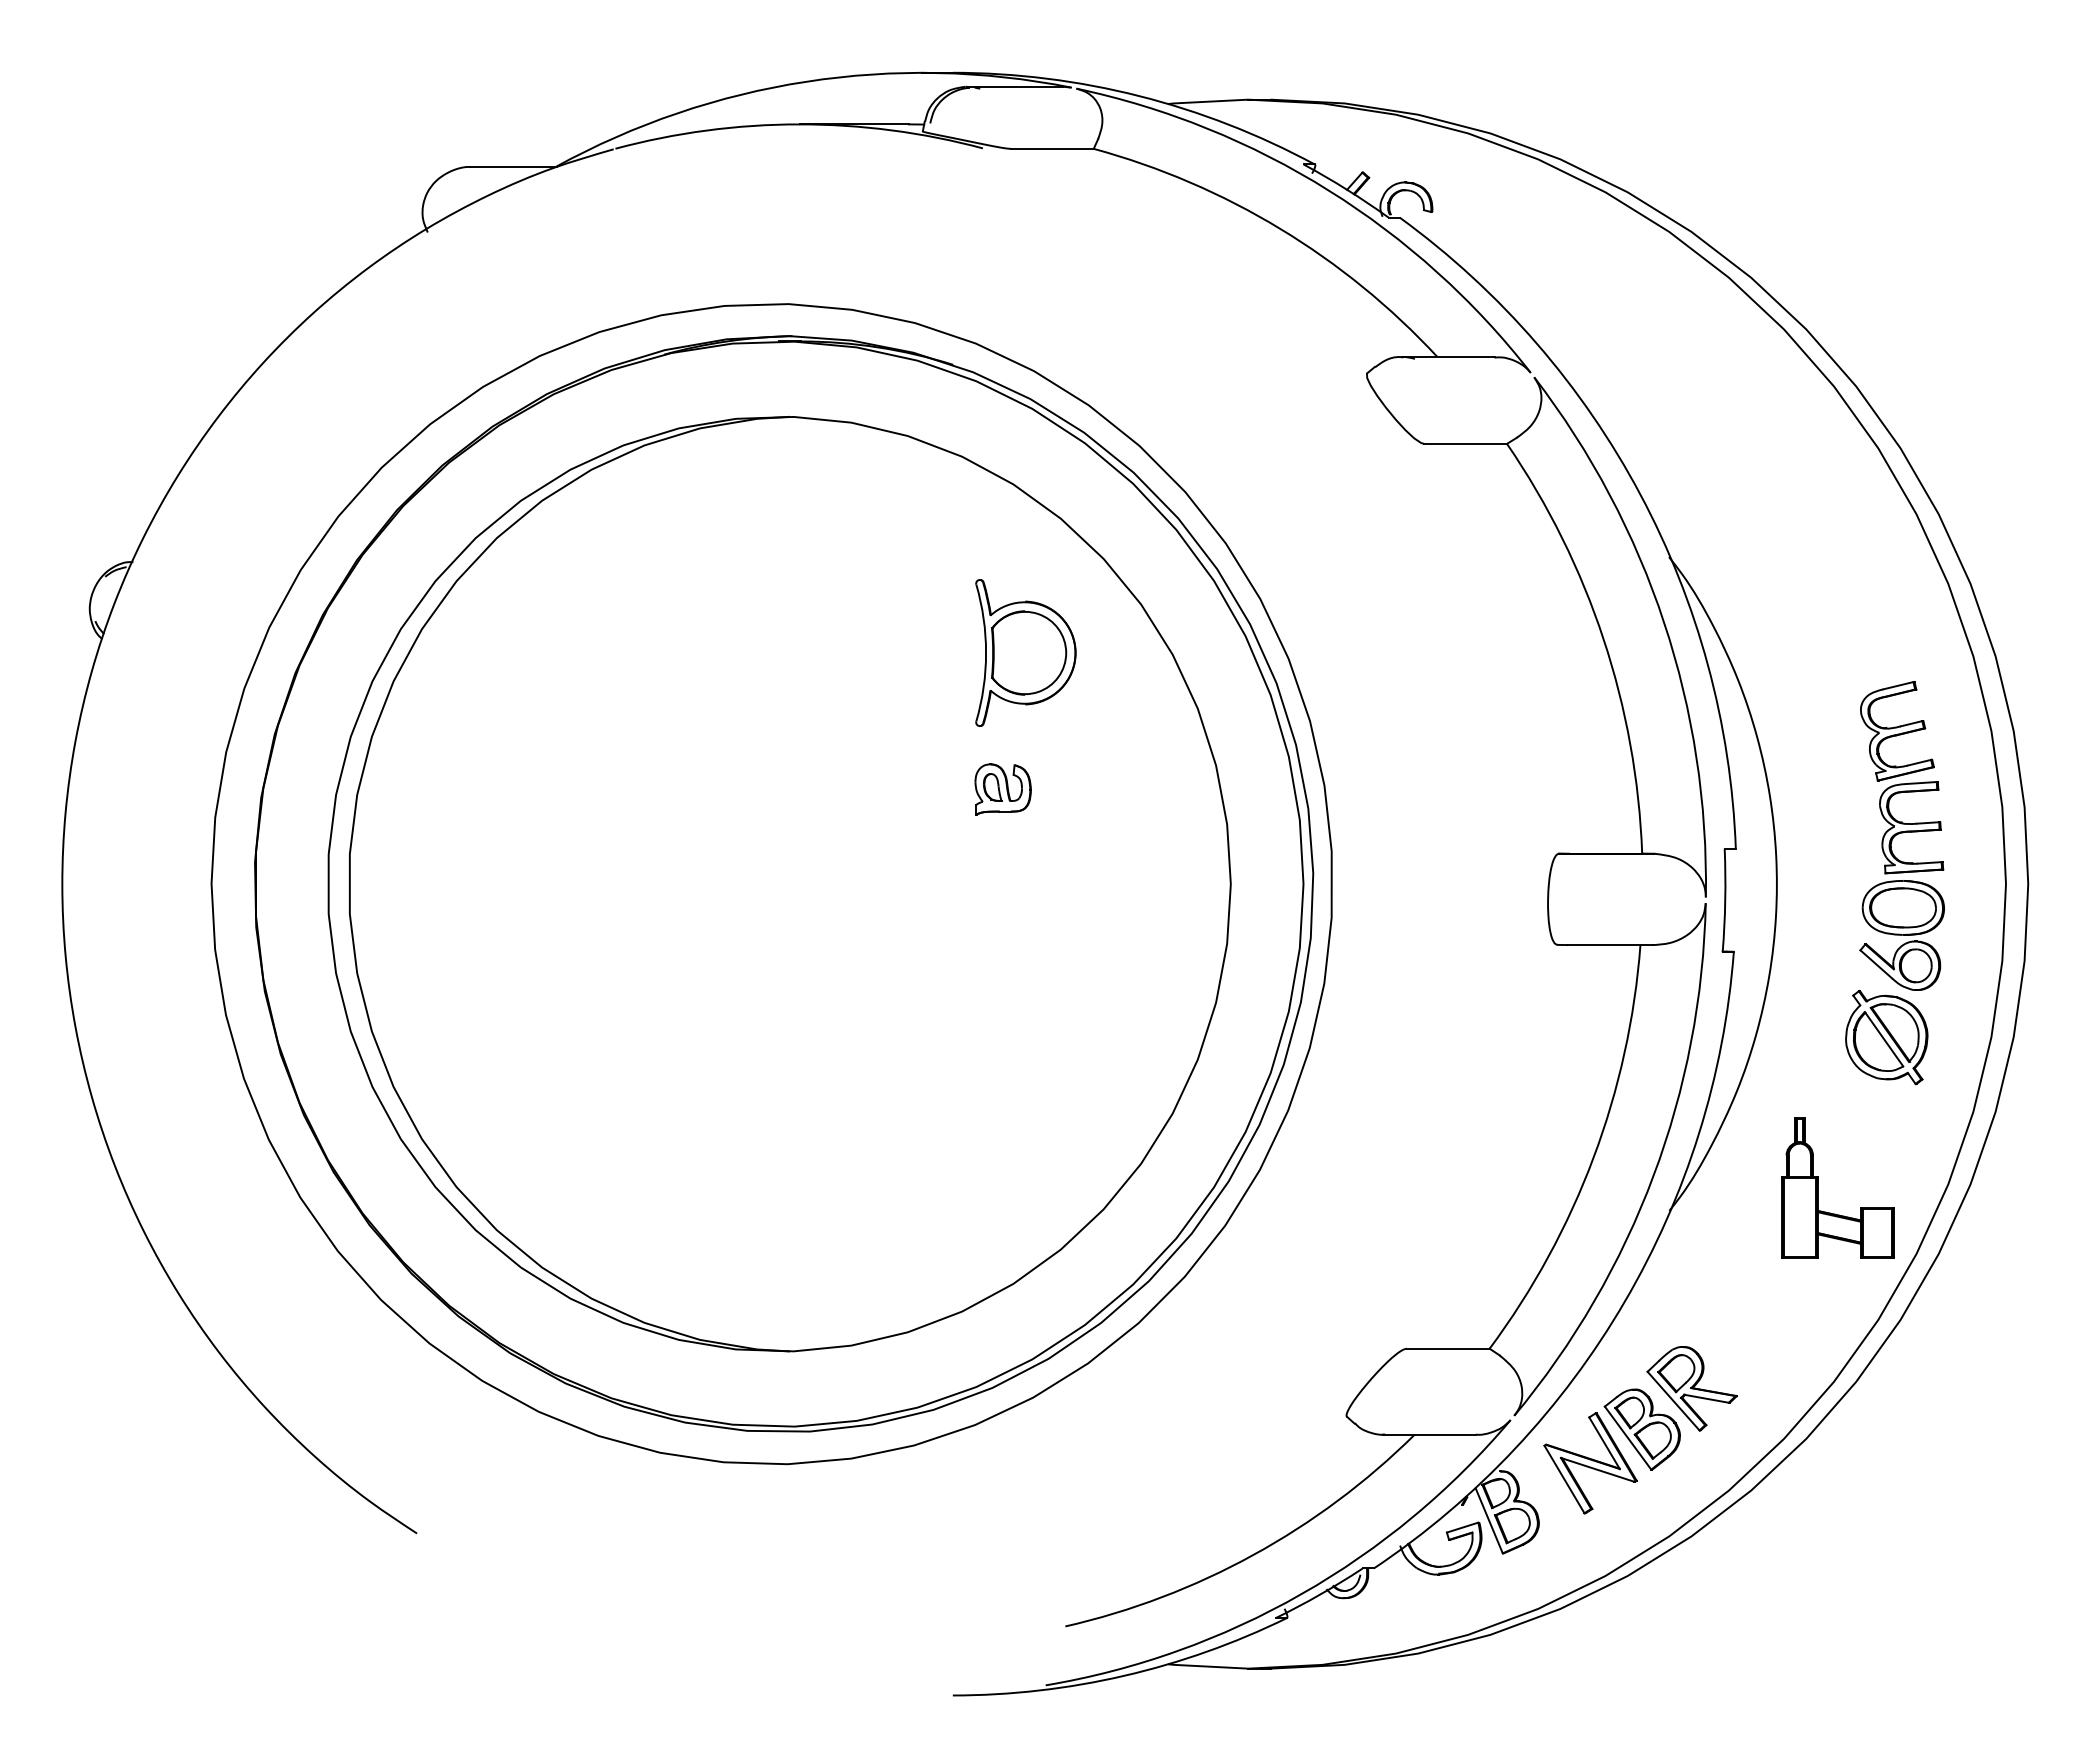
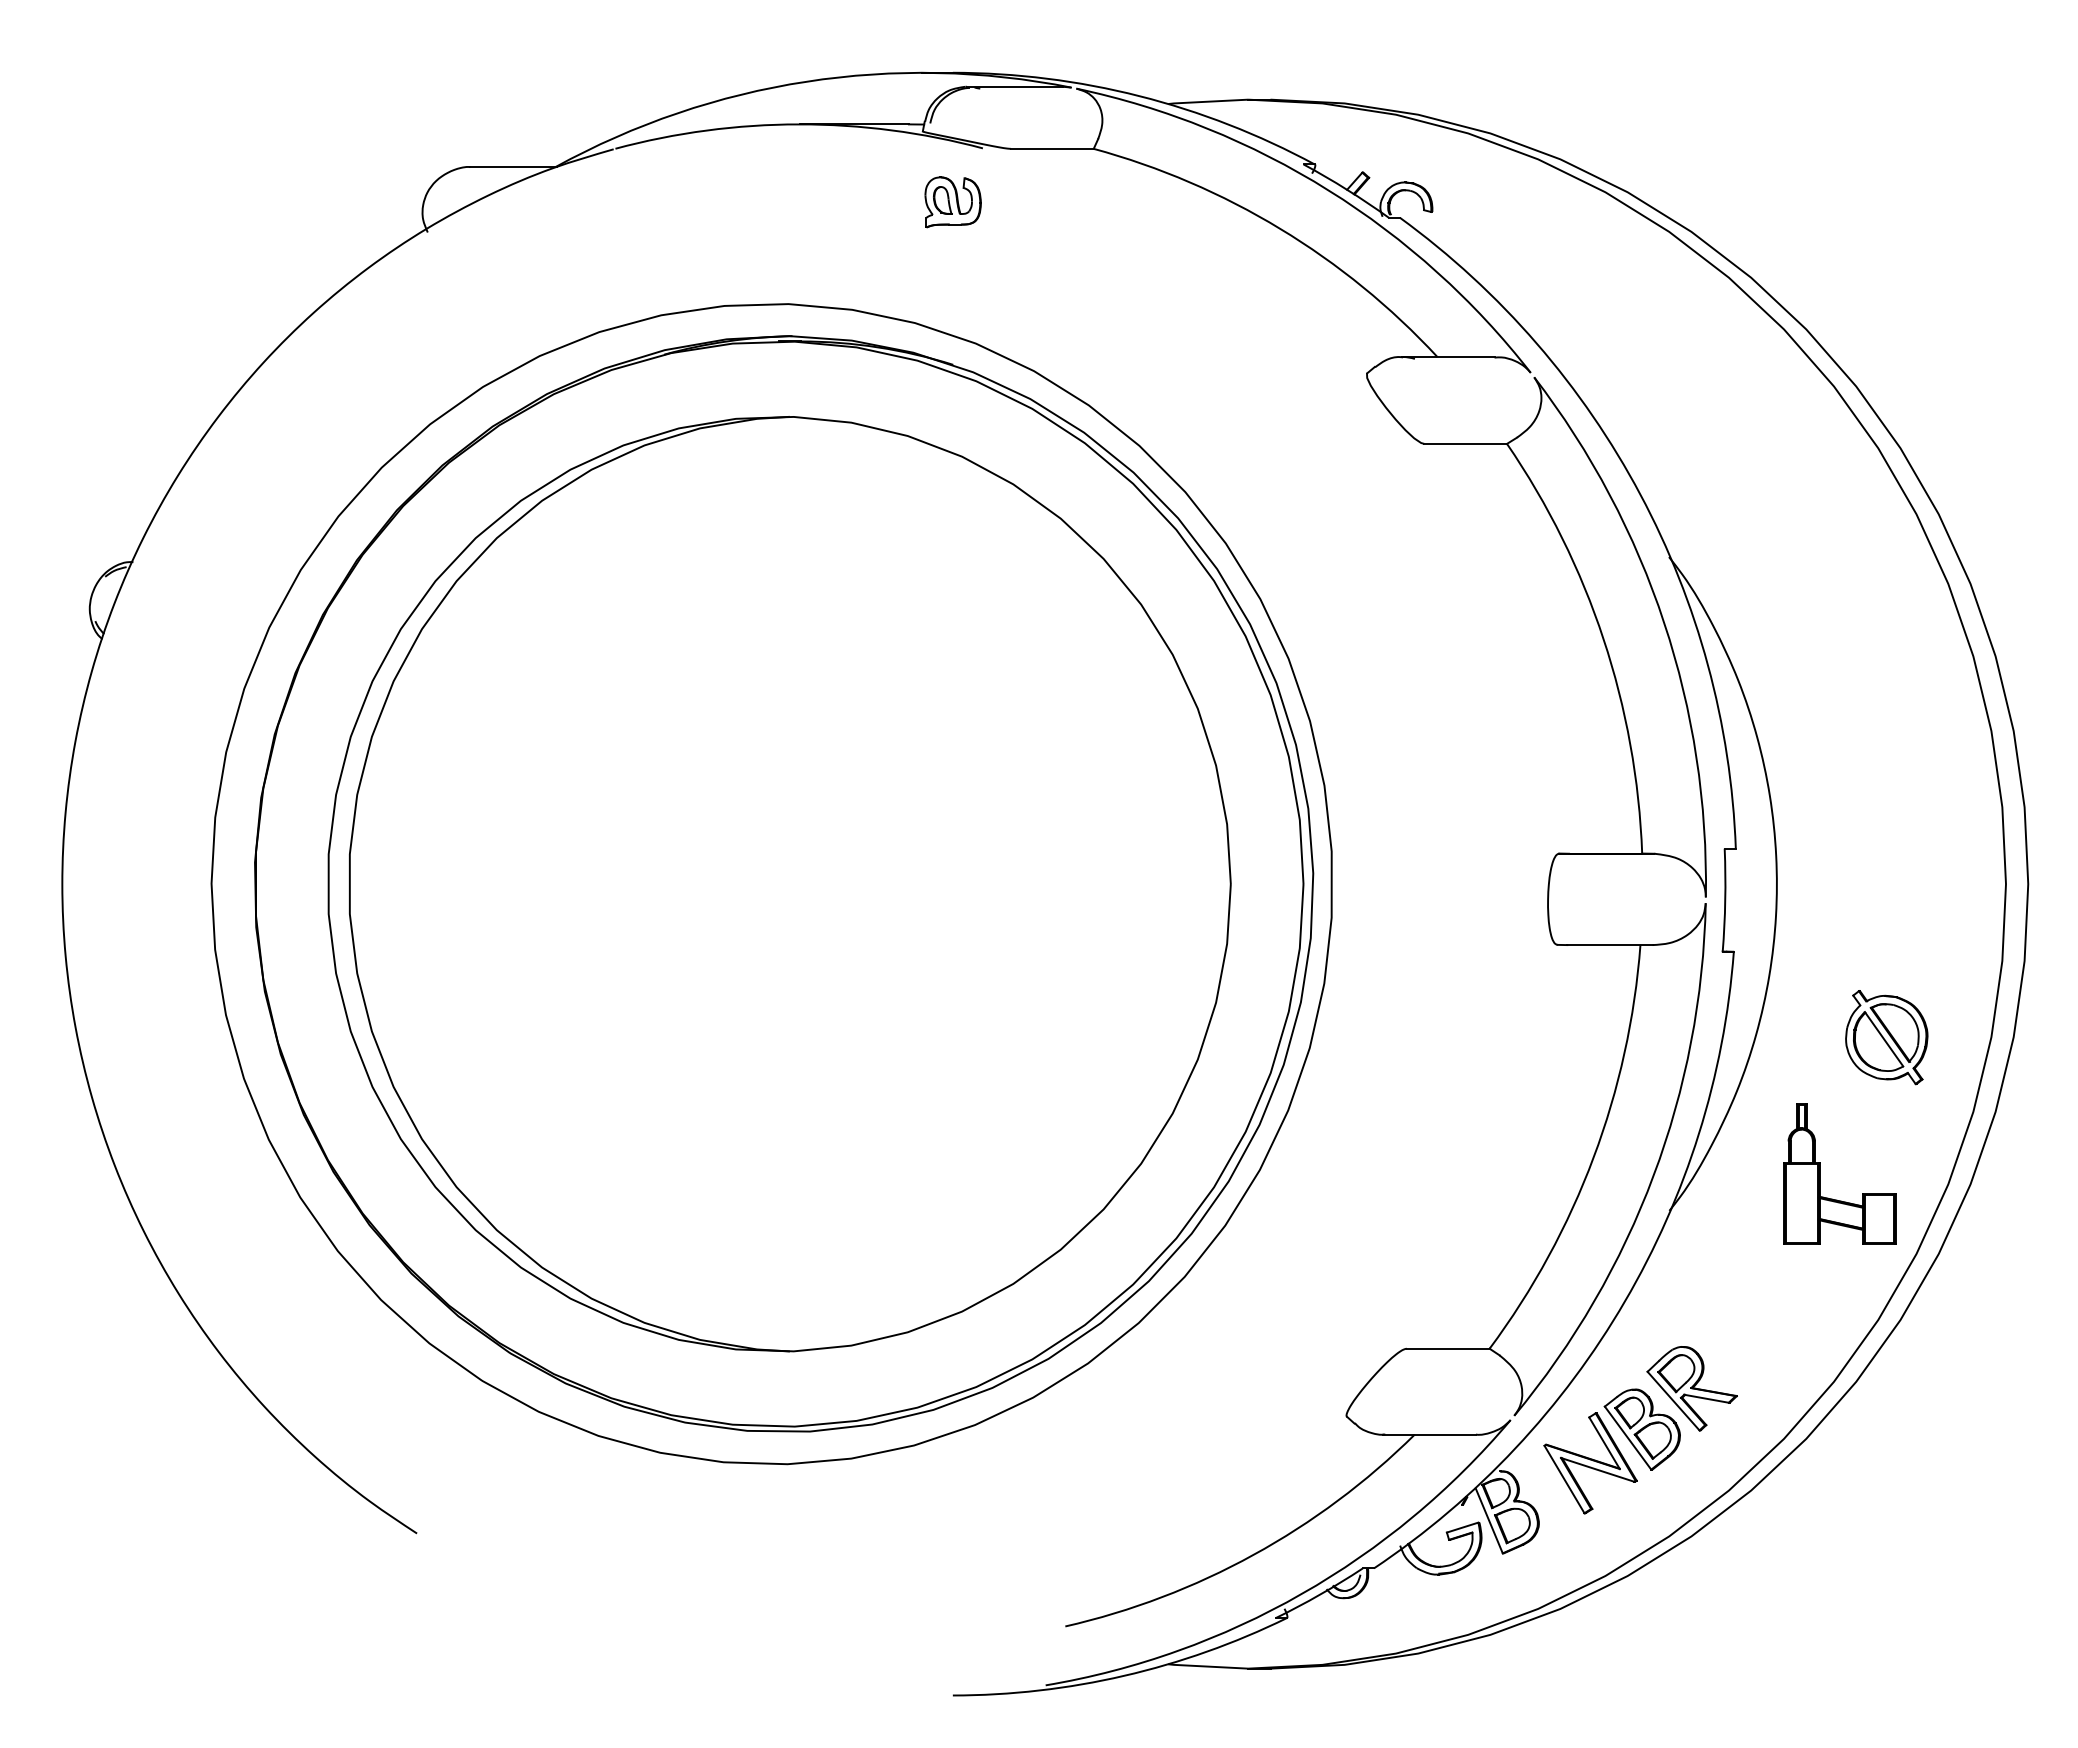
part: present -> none (1025, 652)
part position: (1002, 789) -> (952, 202) (952, 202)
part: present -> none (1901, 835)
part position: (1818, 1187) -> (1820, 1173) (1820, 1173)
